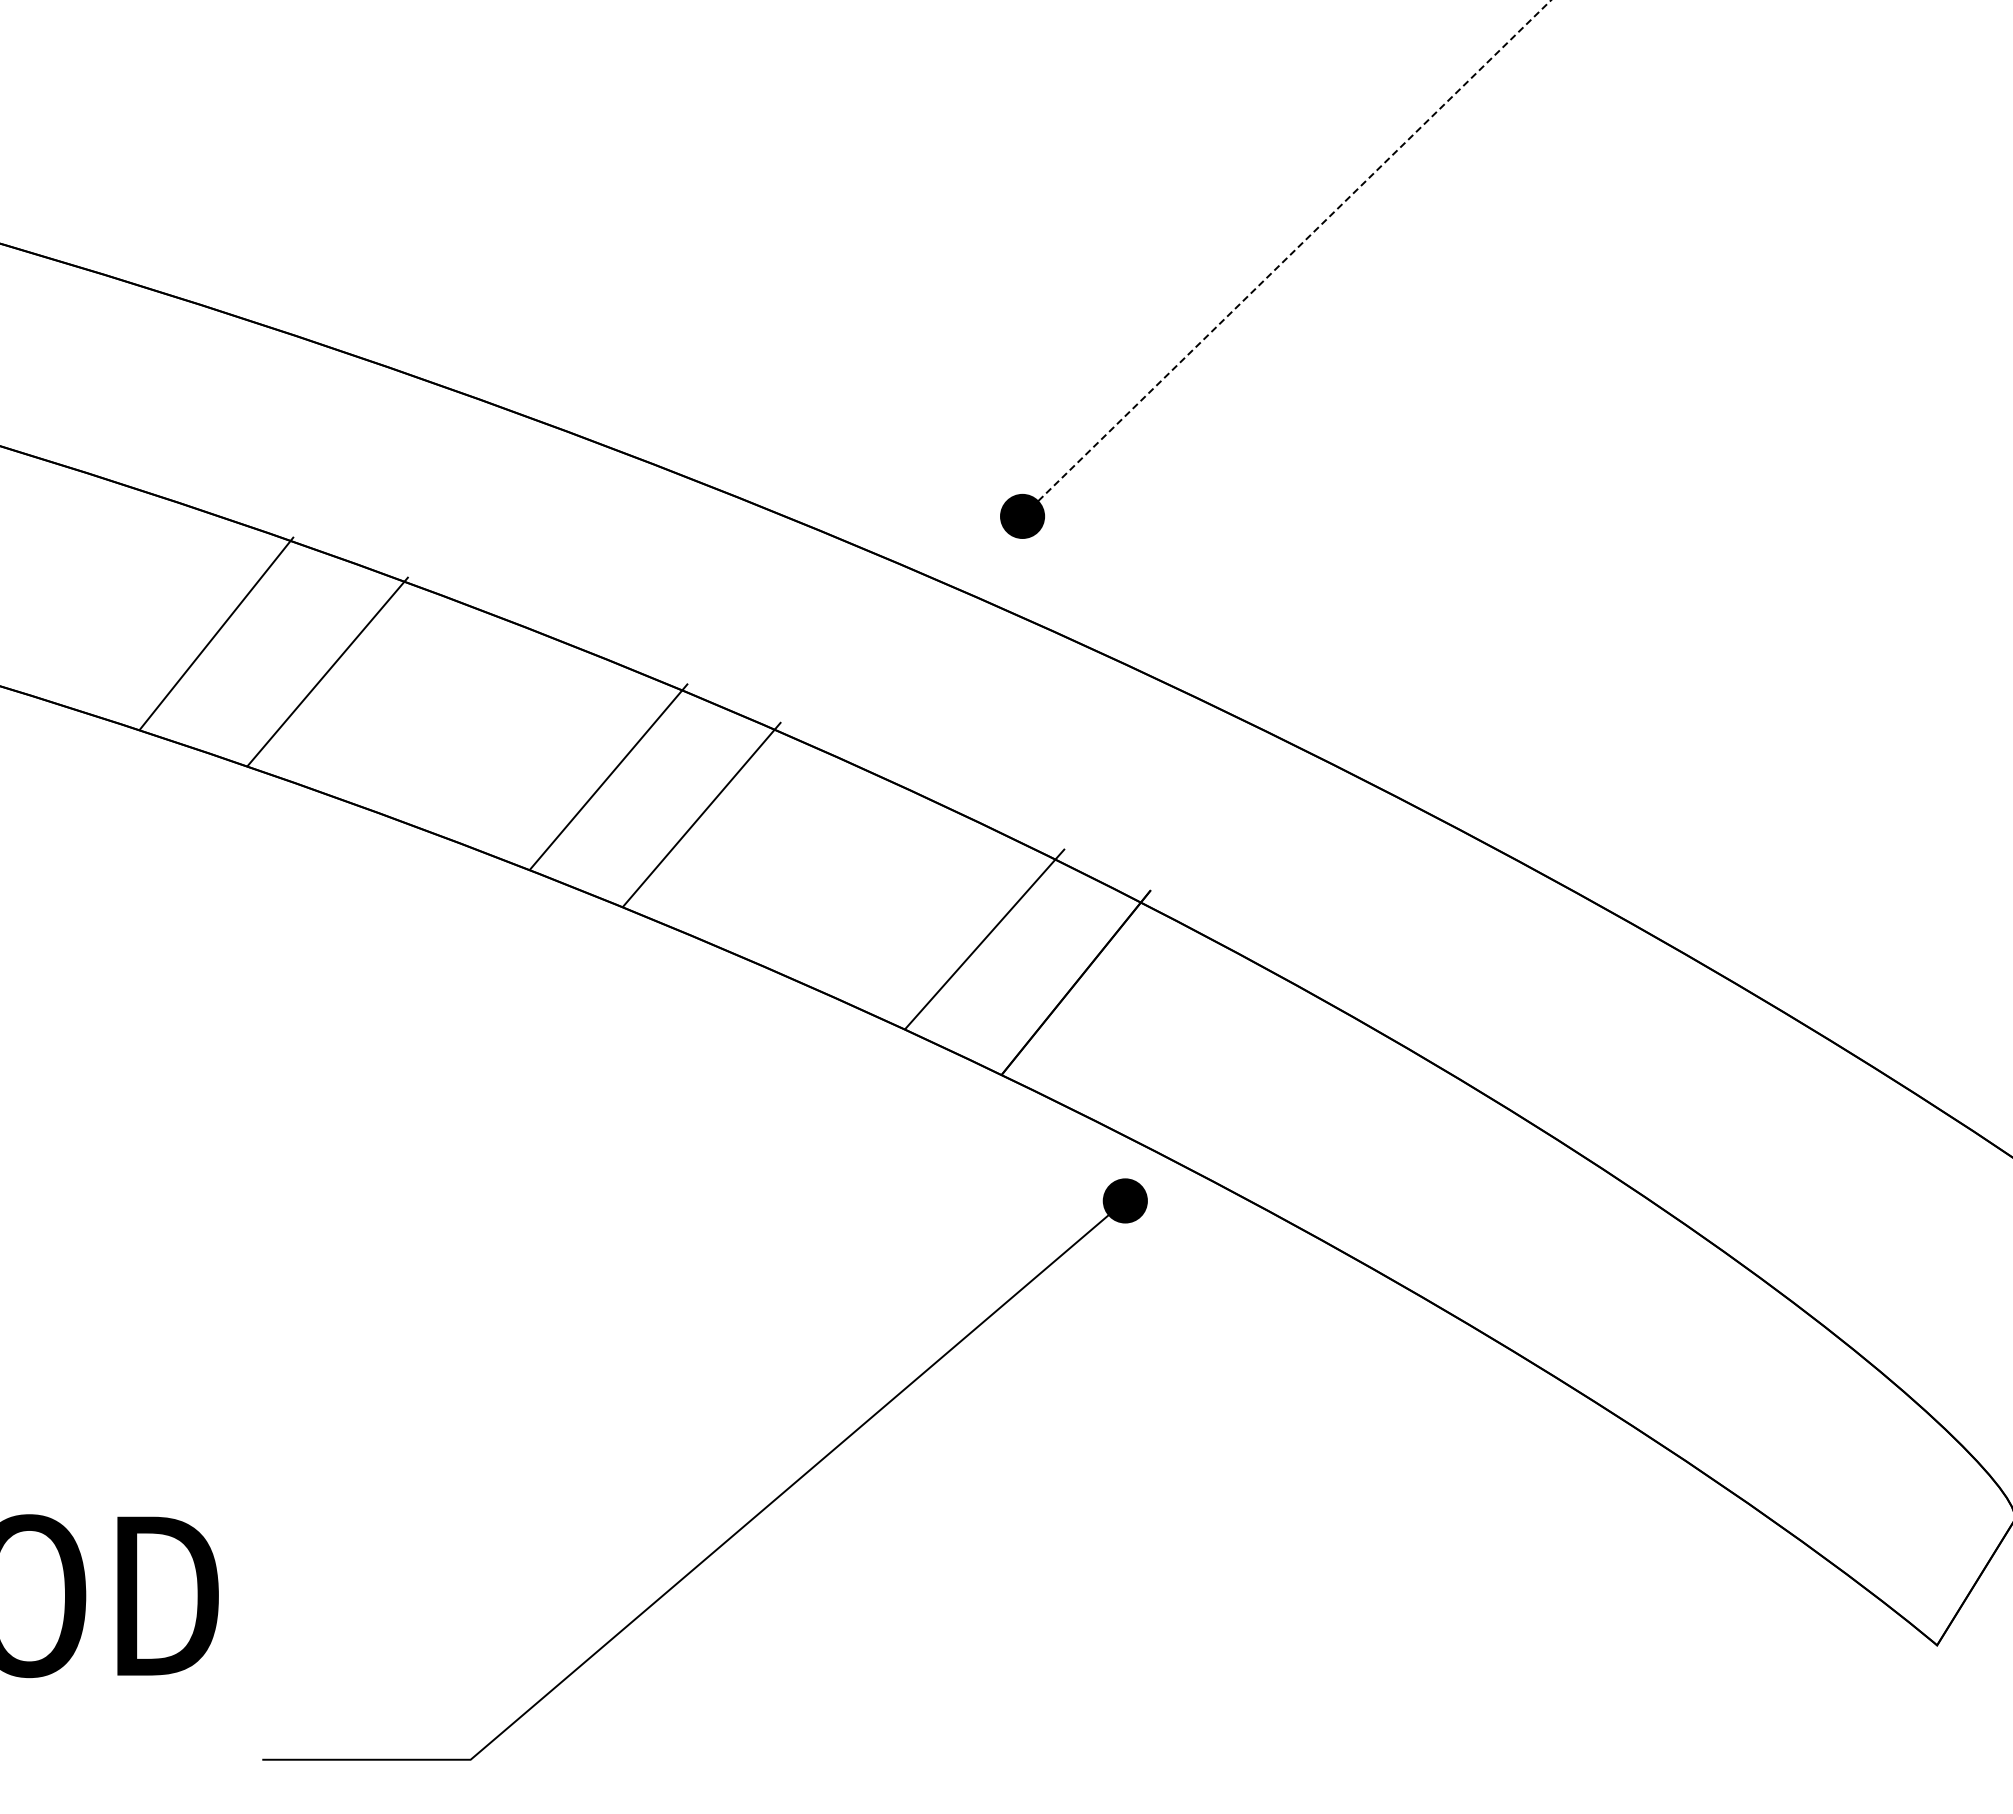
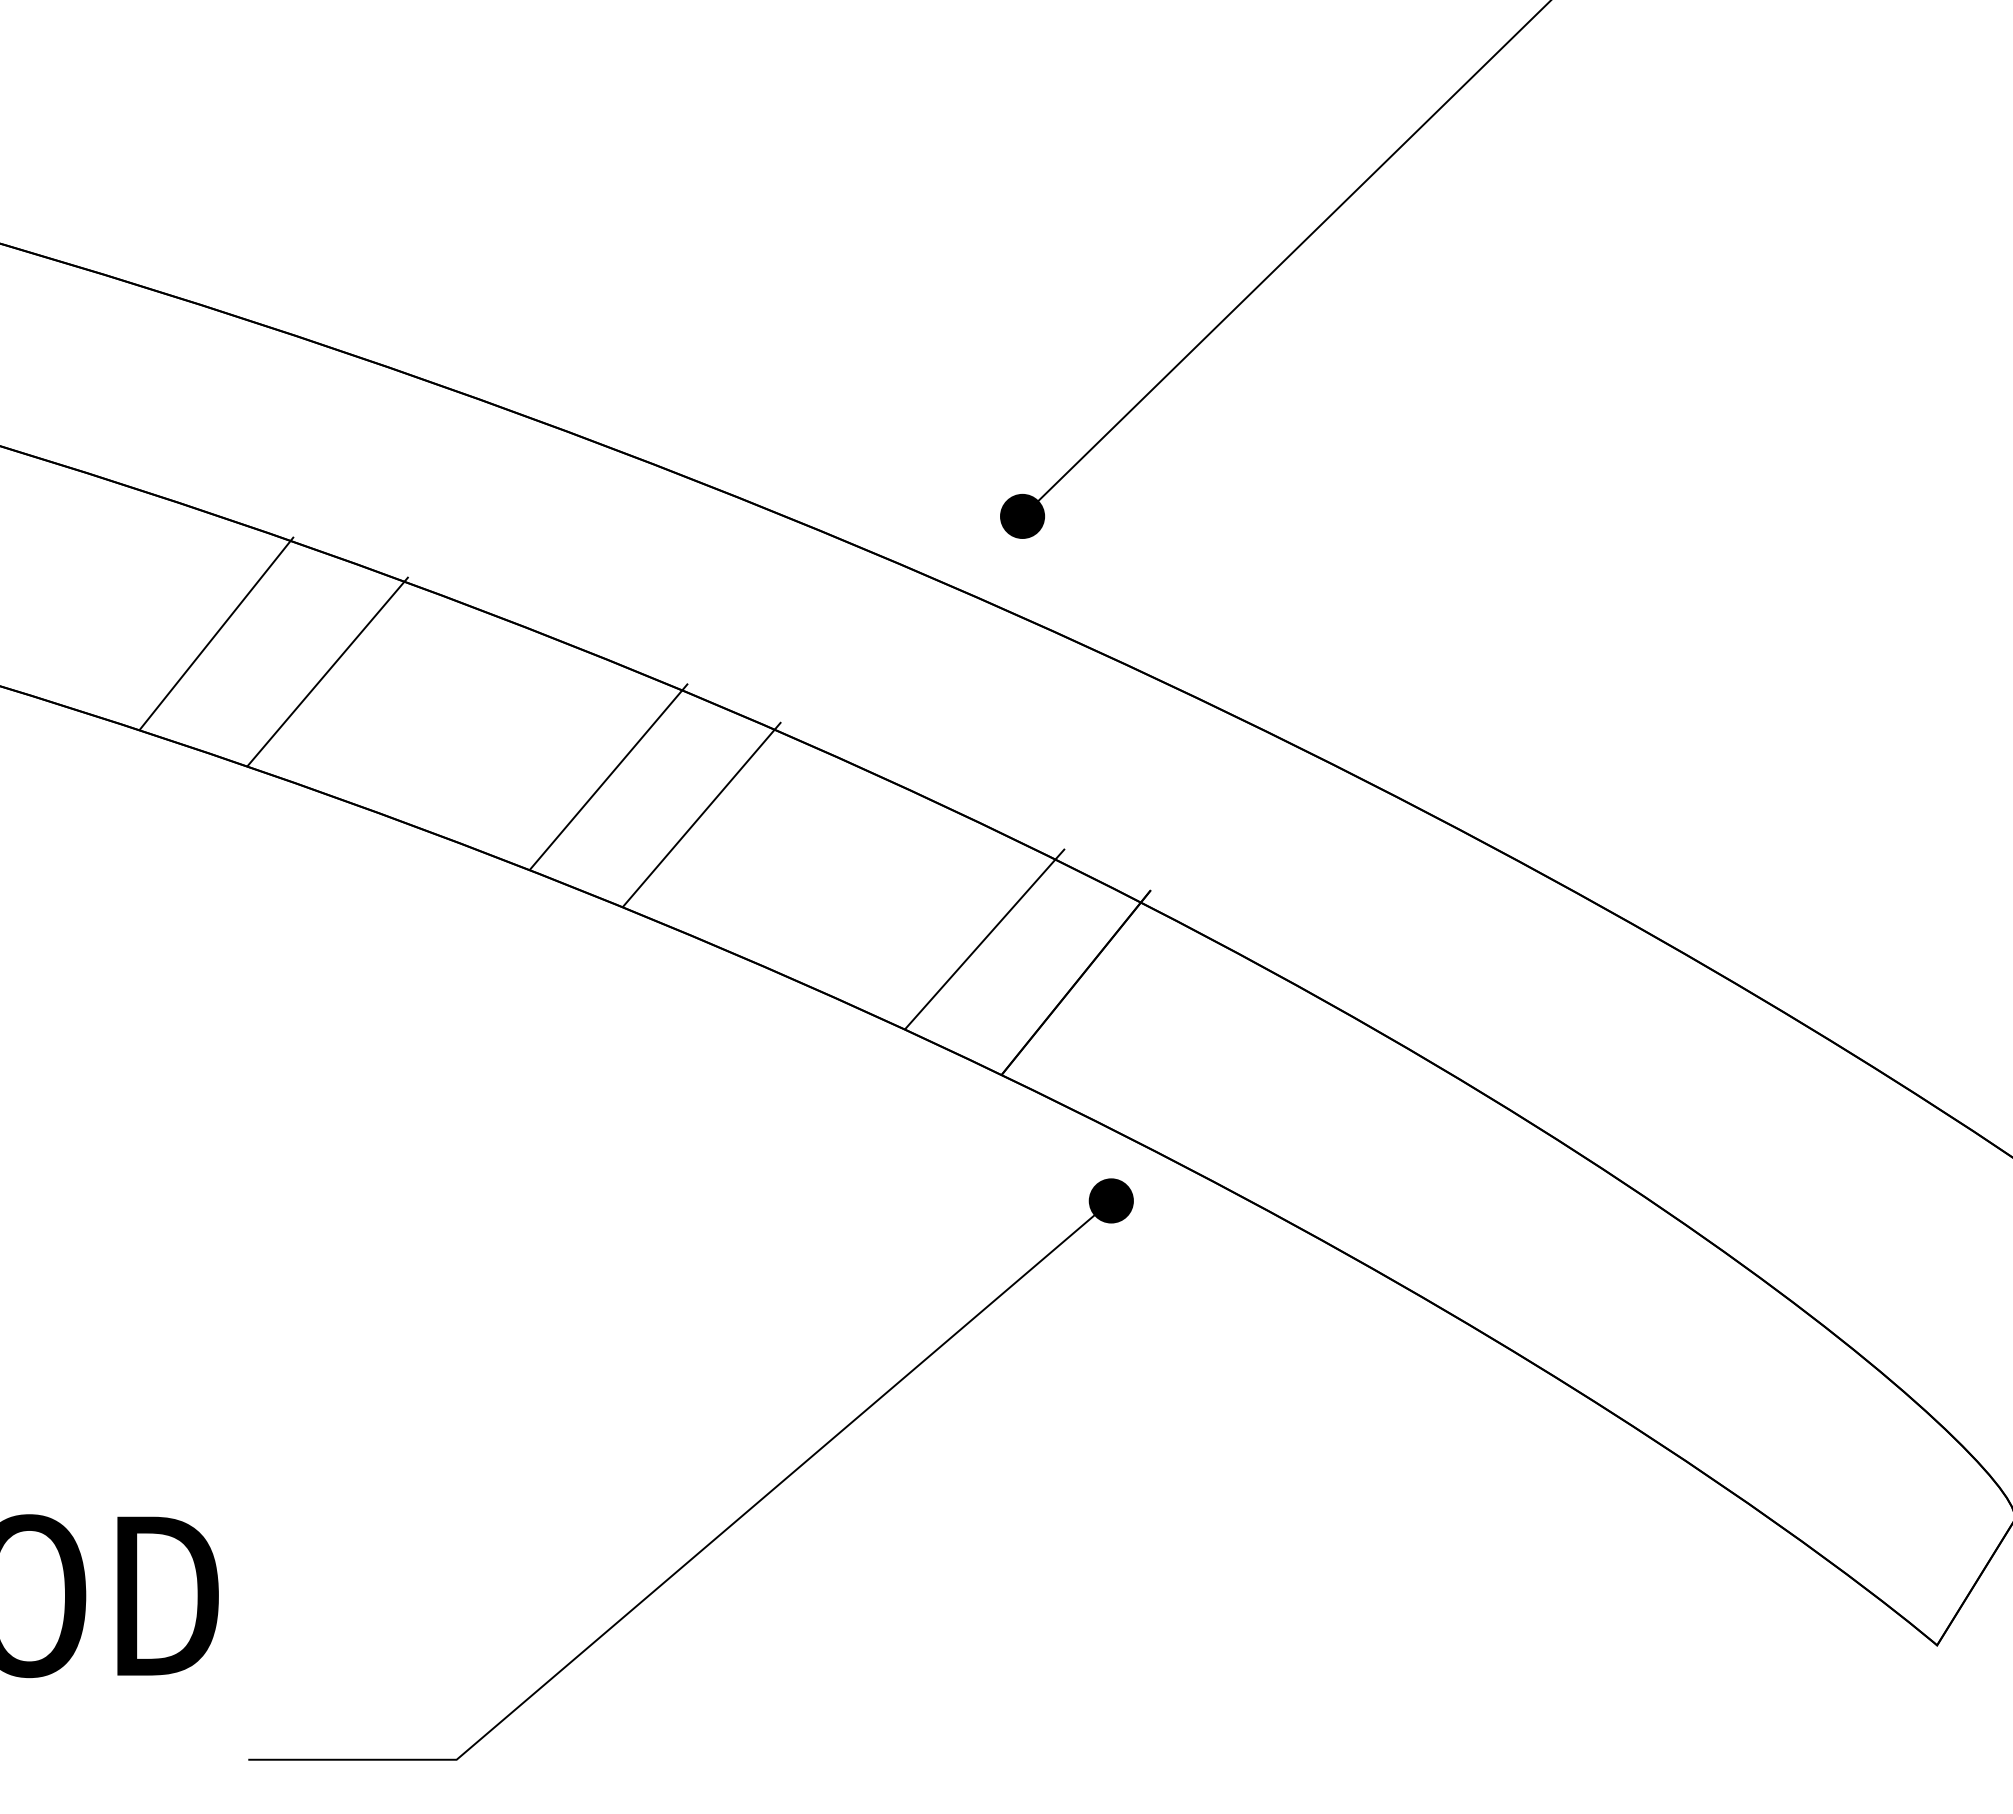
line: dashed -> solid (1287, 258)
part position: (745, 1523) -> (731, 1523) (731, 1523)
